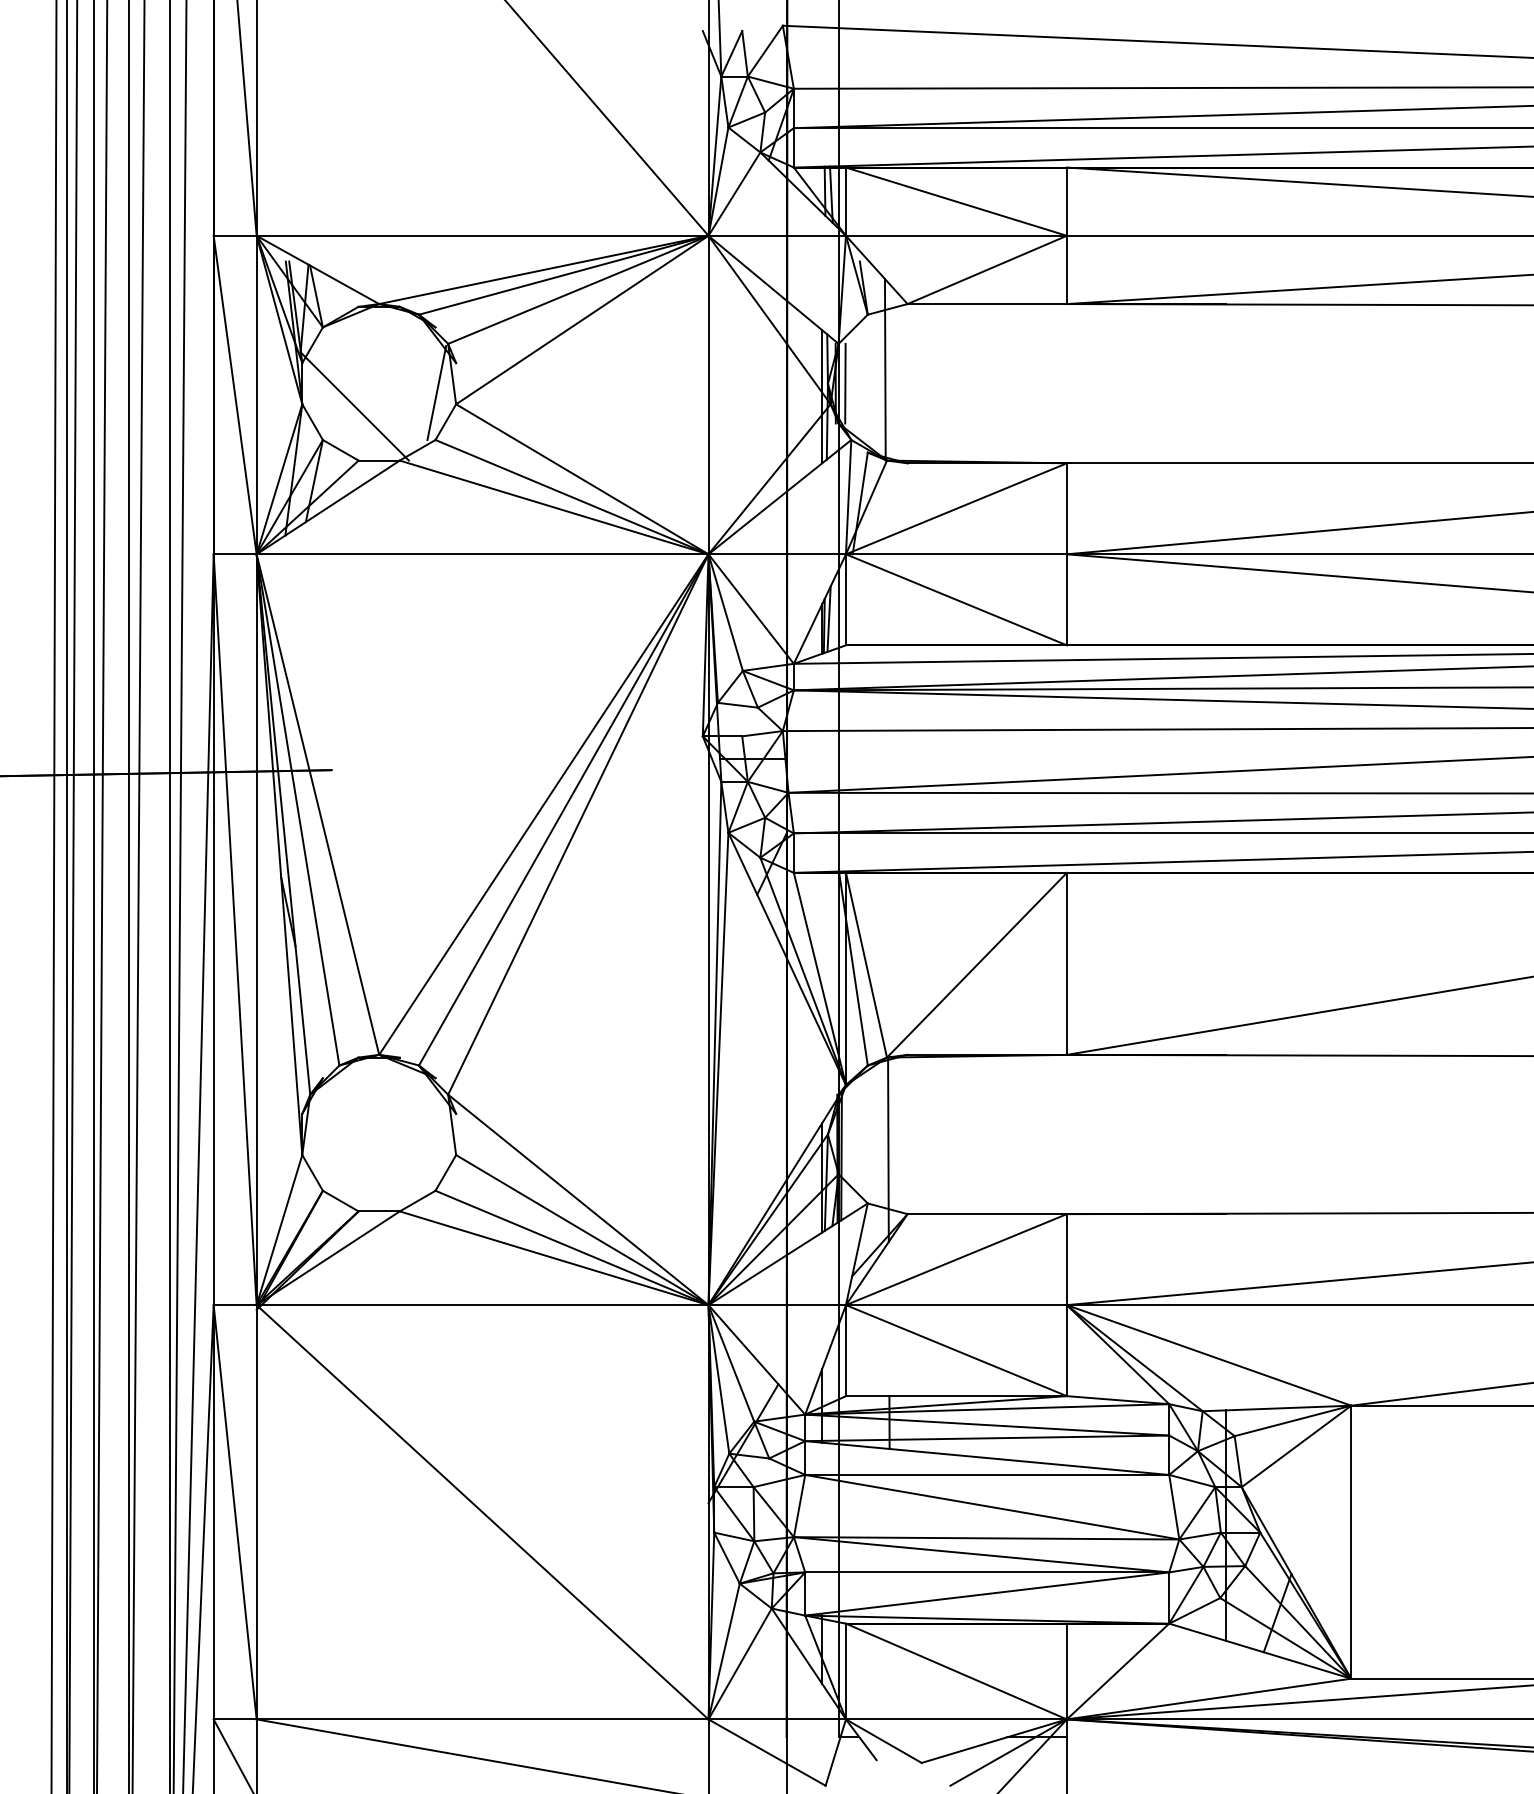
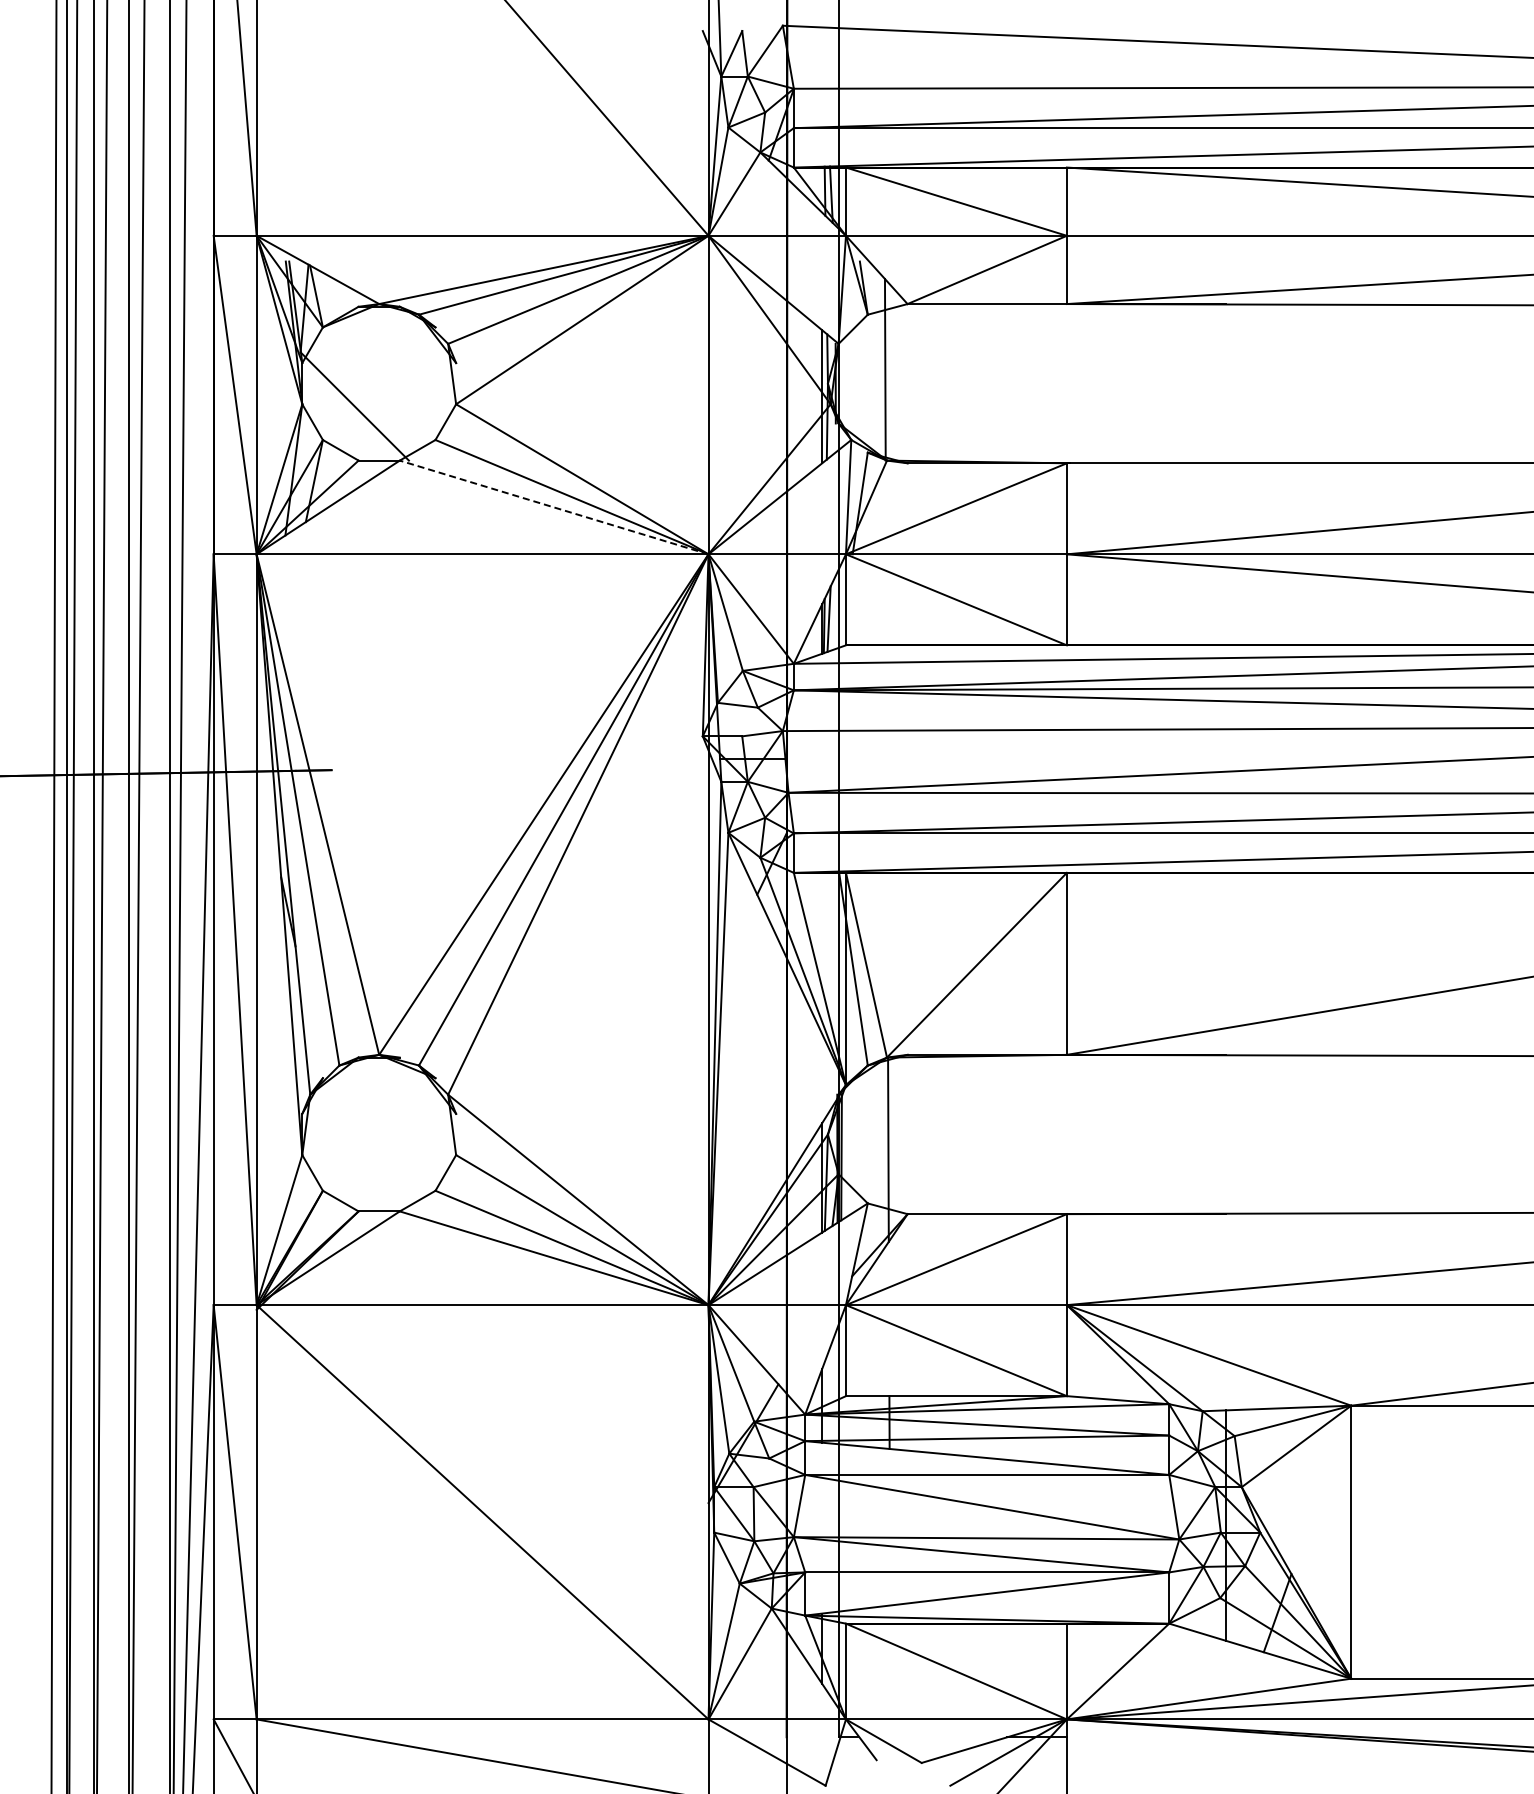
line: present -> none (845, 383)
line: present -> none (436, 392)
line: solid -> dashed (553, 507)
